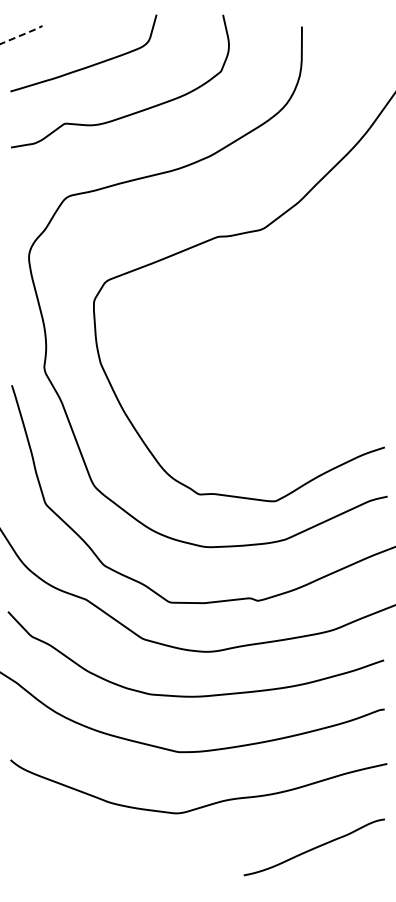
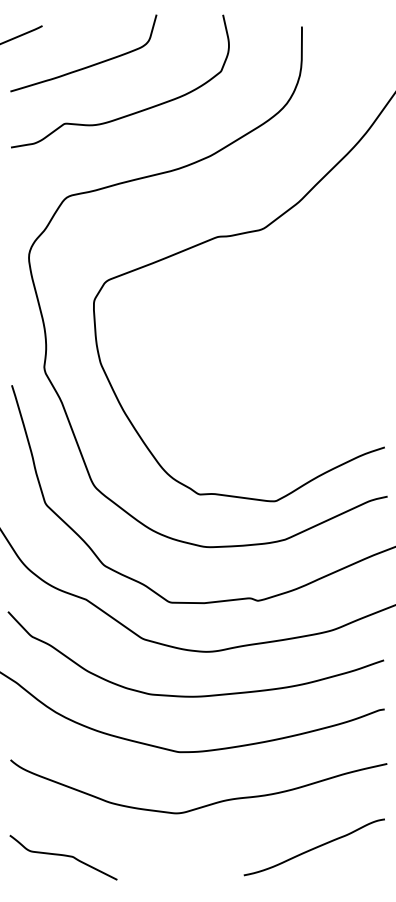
line: dashed -> solid (23, 34)
curve: none -> present (63, 856)
